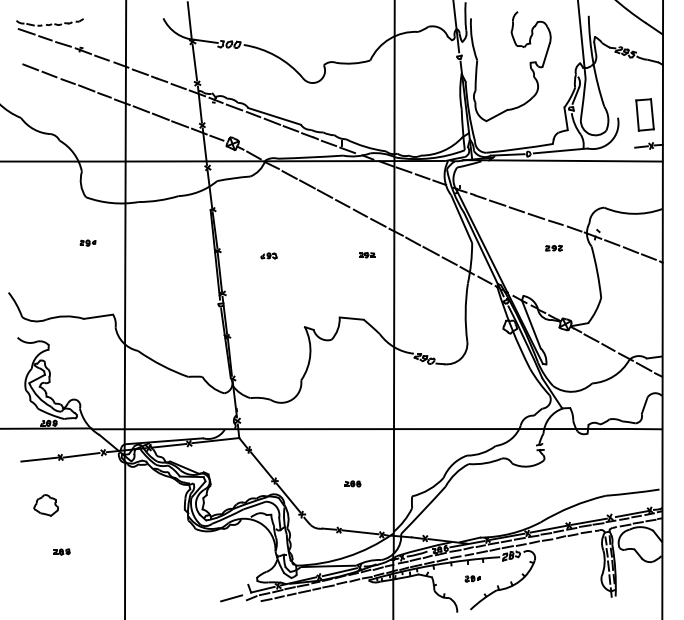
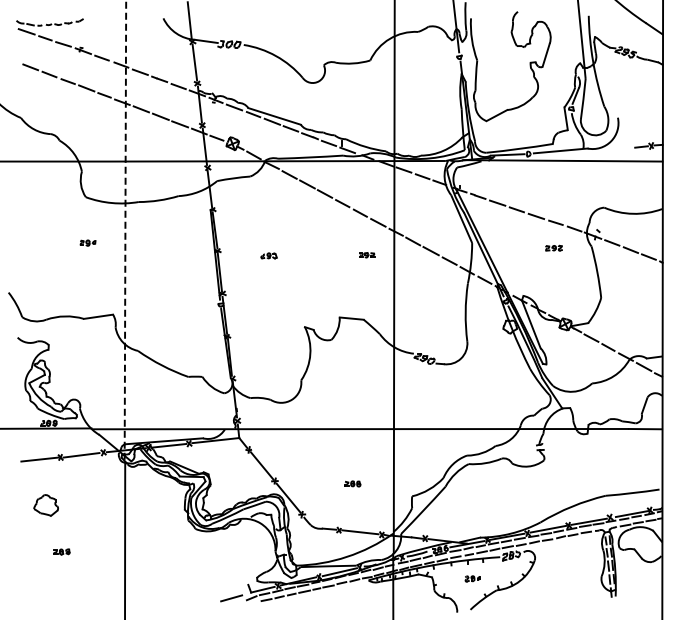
part: present -> none (644, 114)
line: solid -> dashed (125, 230)
